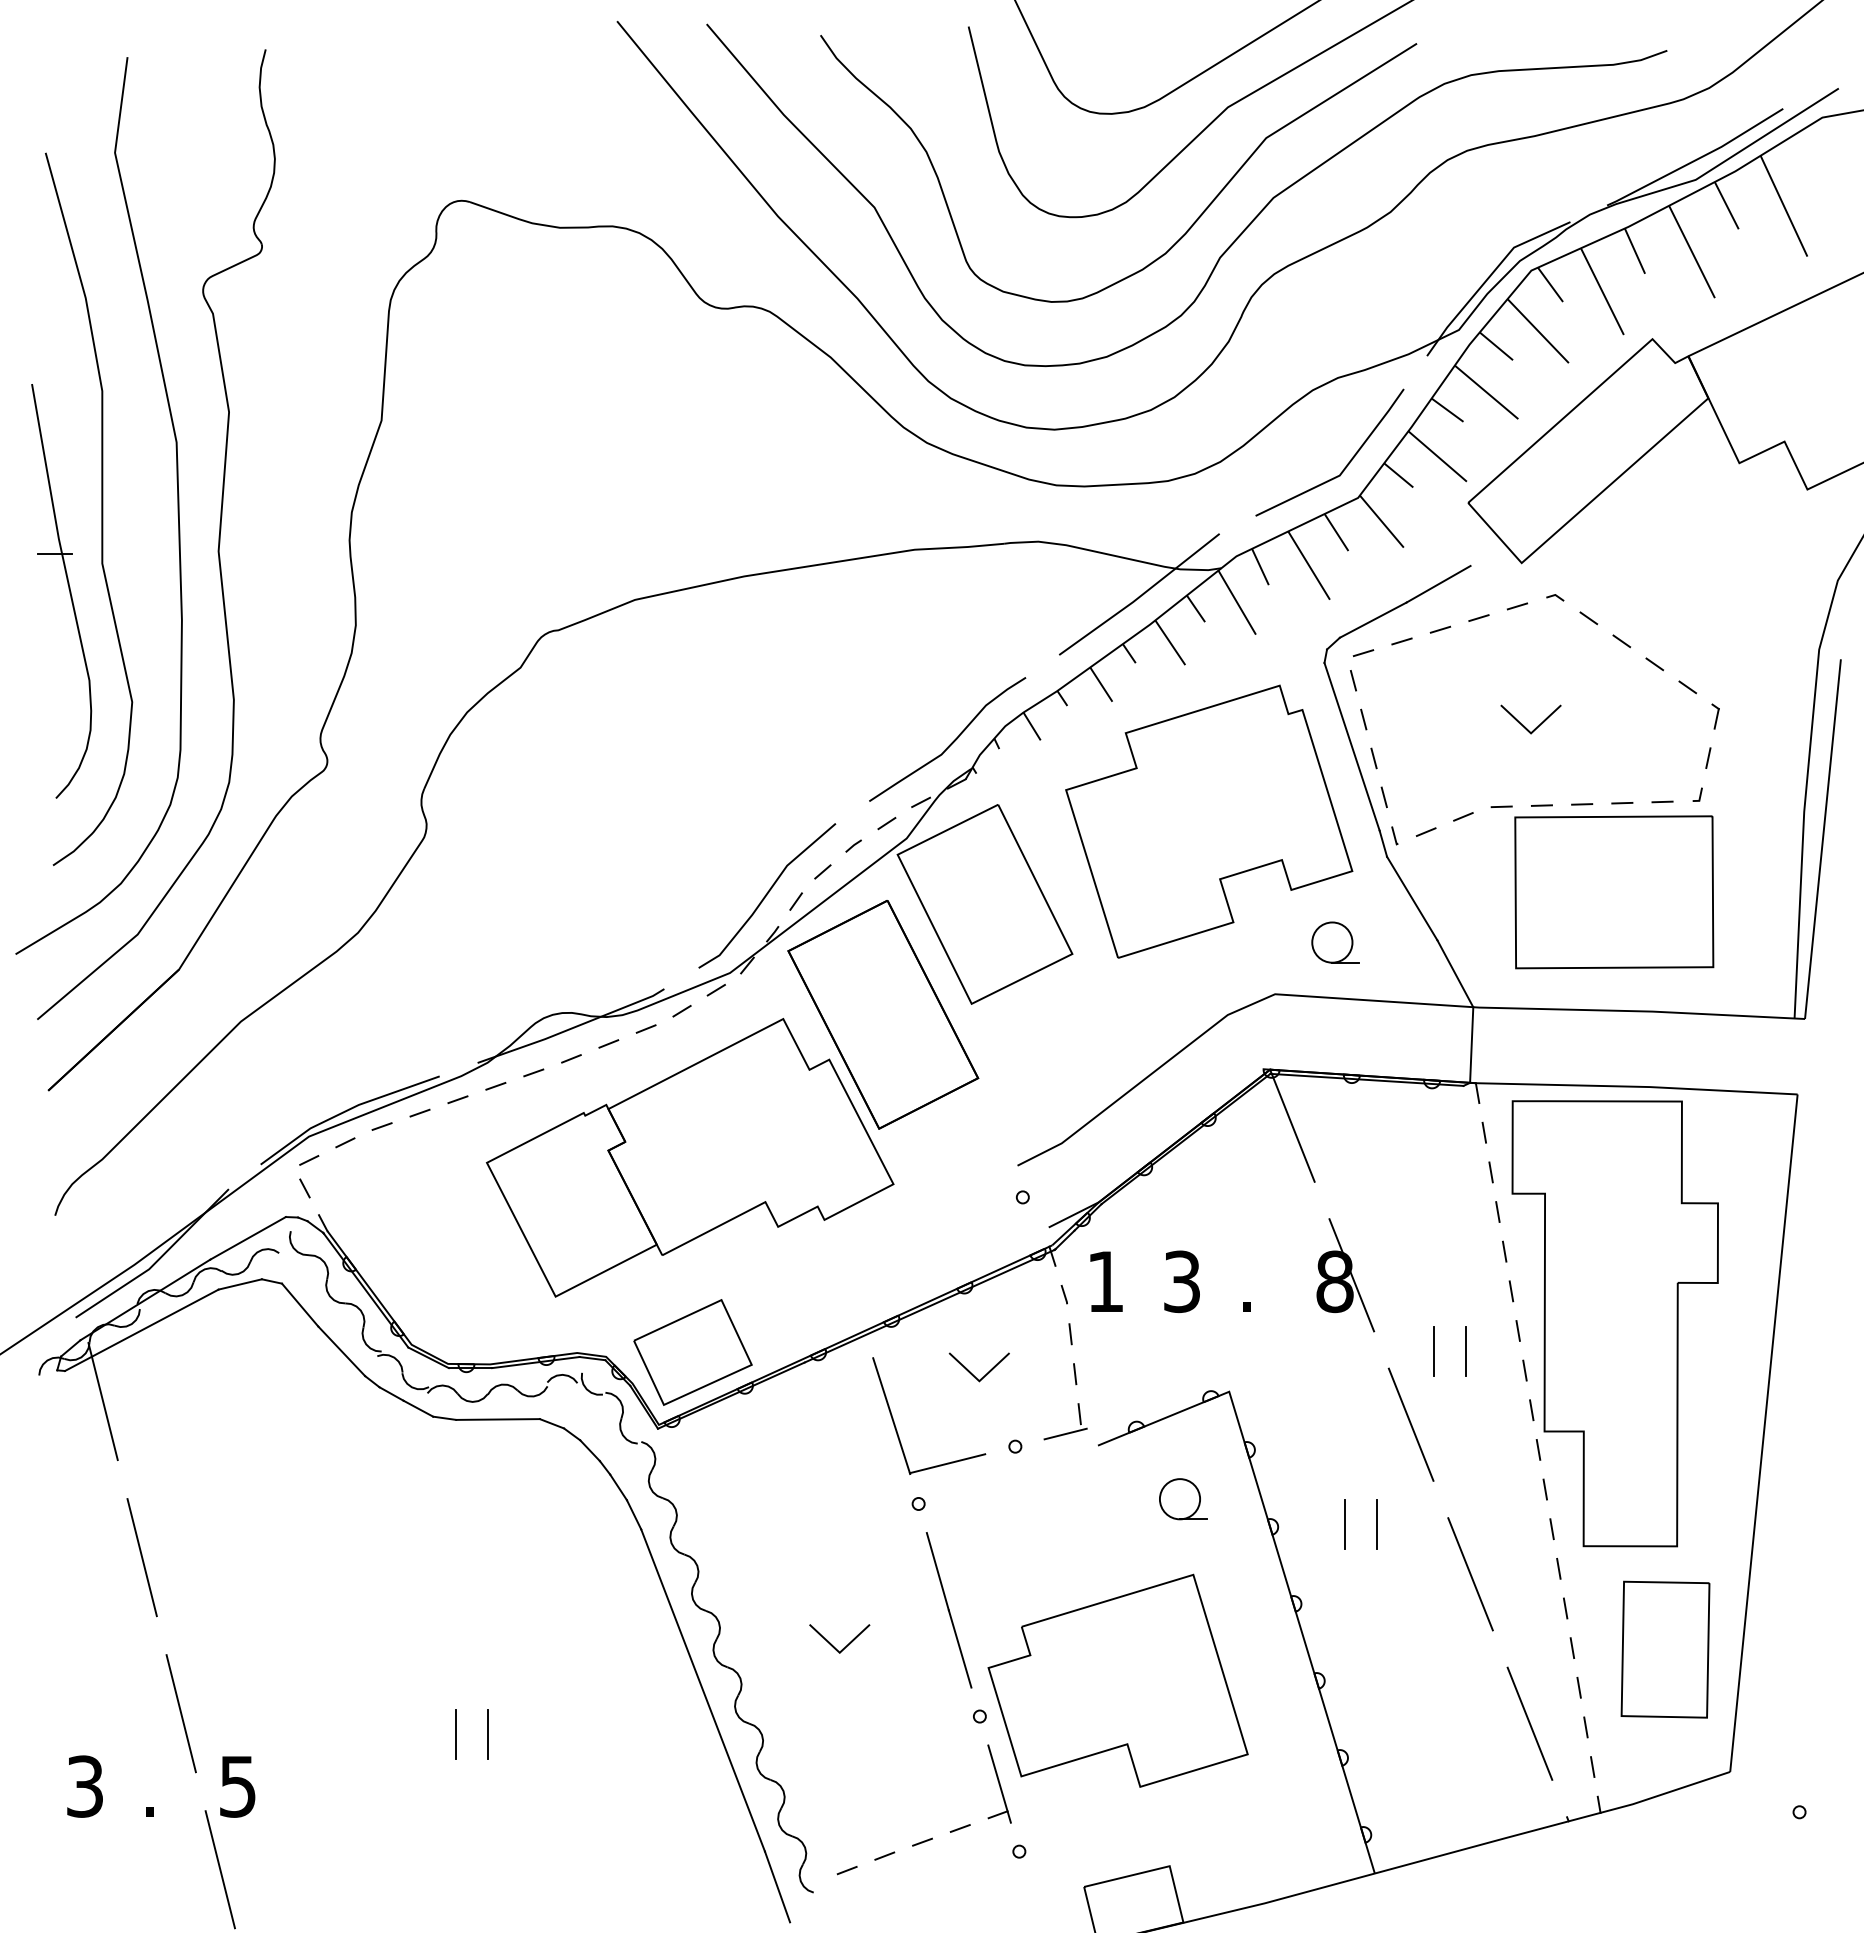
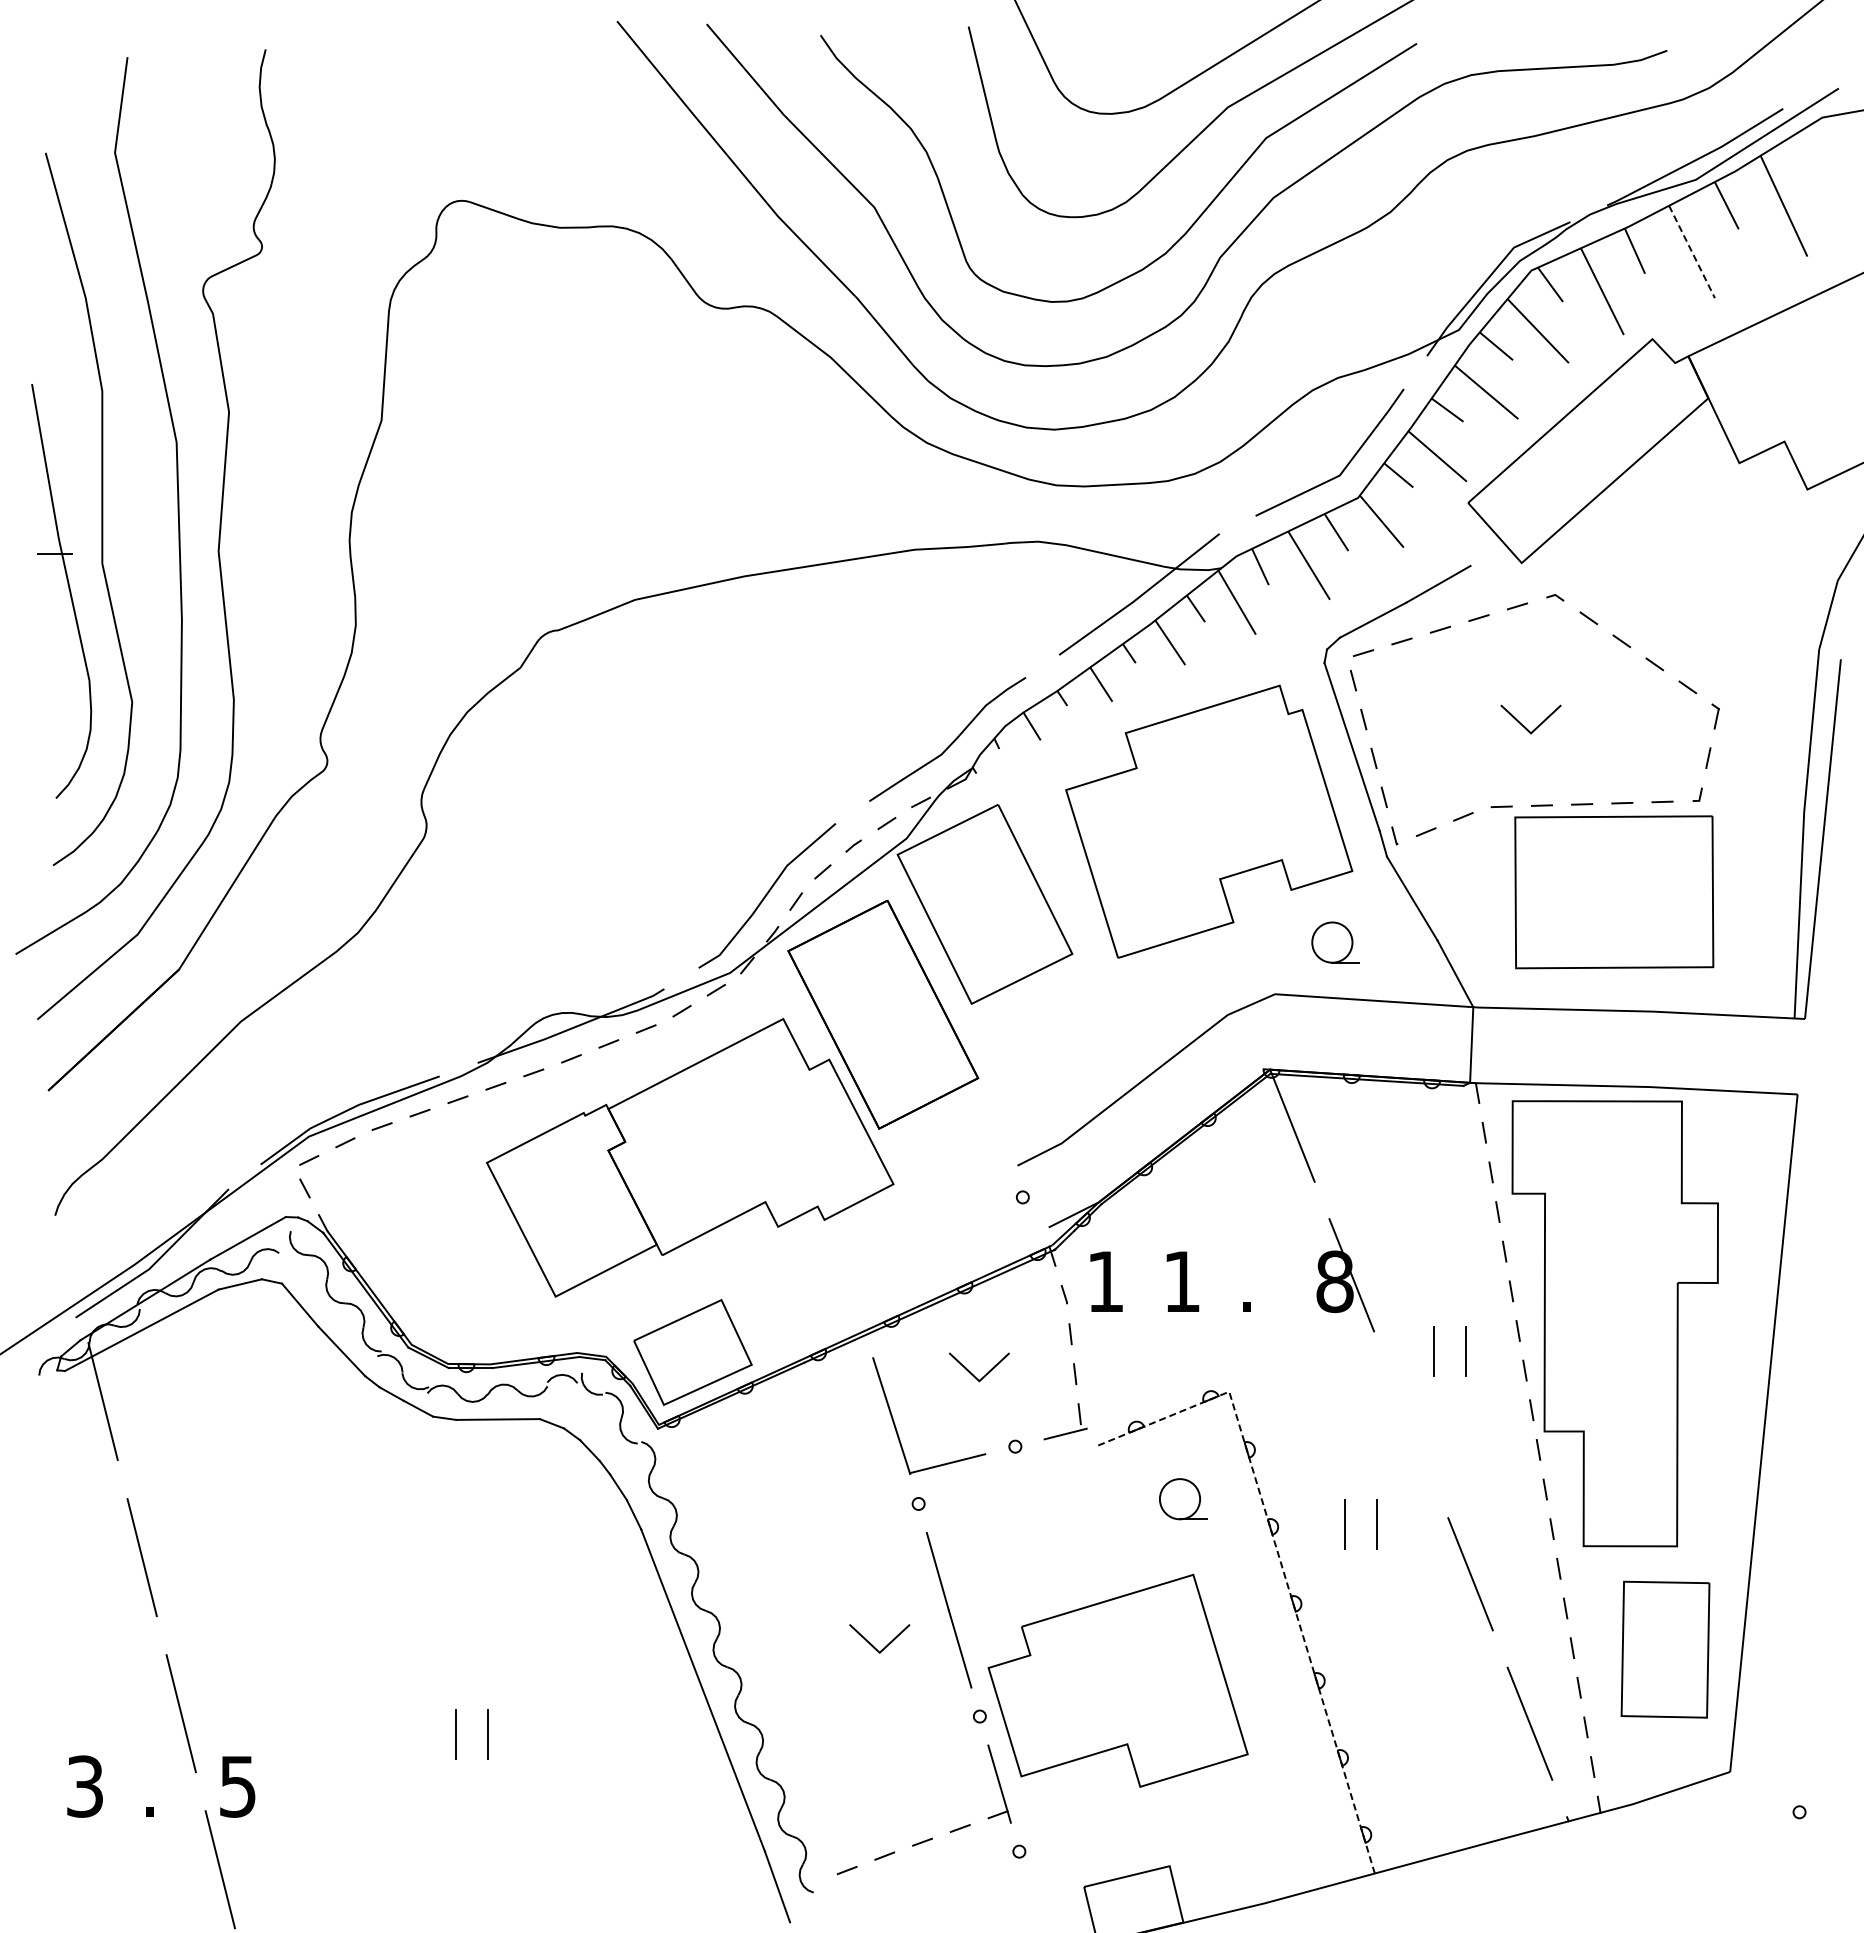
line: solid -> dashed (1692, 251)
text: 3 -> 1 (1181, 1281)
line: present -> none (1410, 1424)
line: solid -> dashed (1281, 1563)
line position: (832, 1644) -> (872, 1644) (872, 1644)
